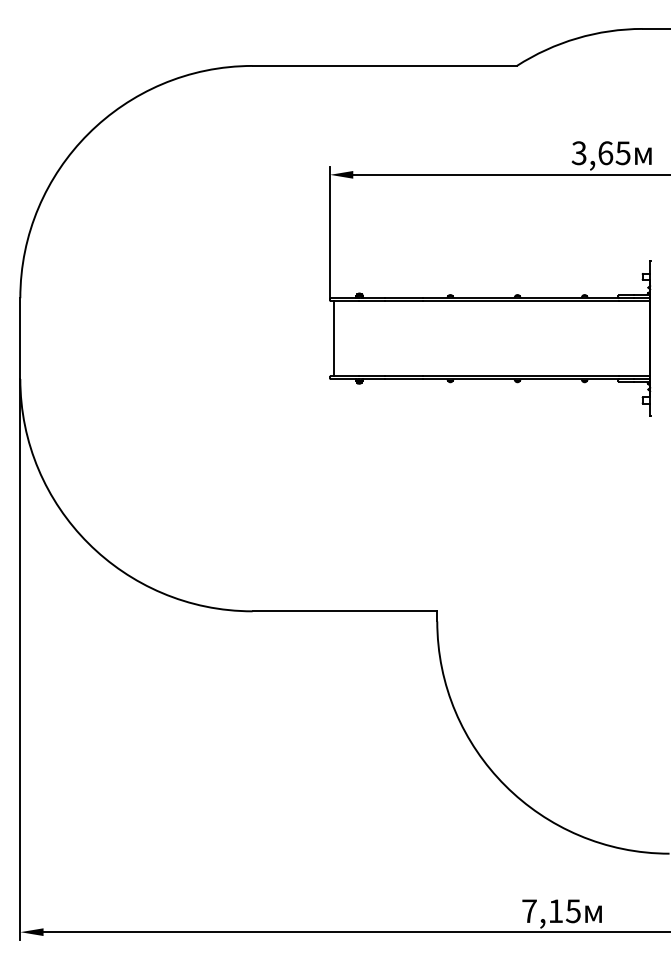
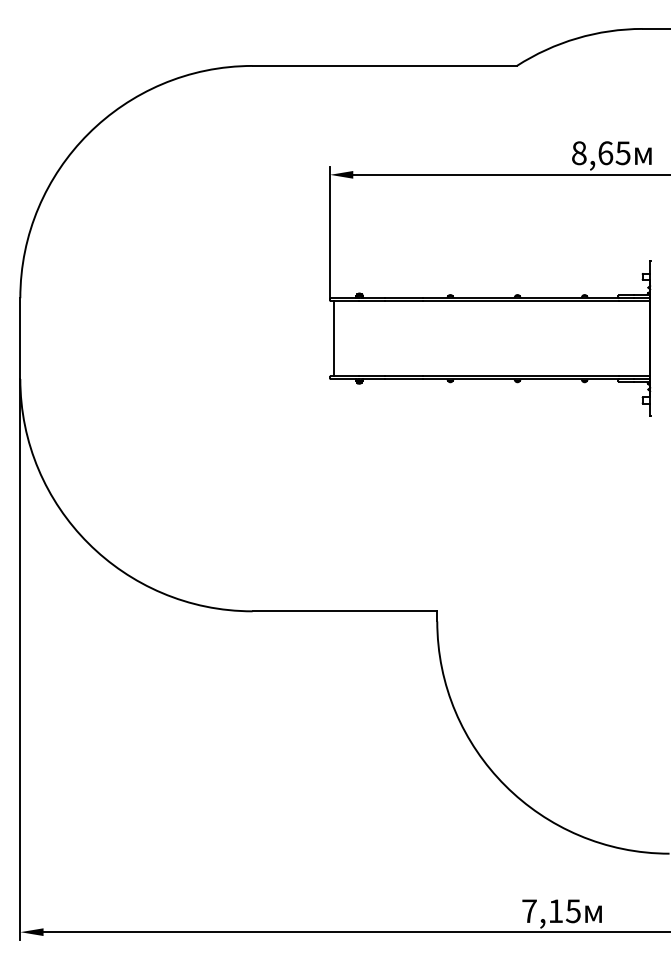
text: 3,65 -> 8,65 (578, 153)
